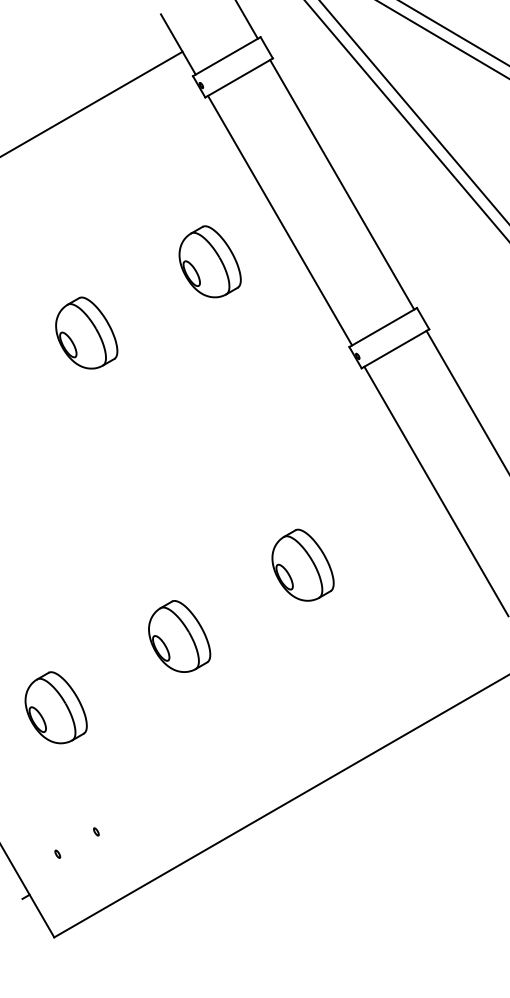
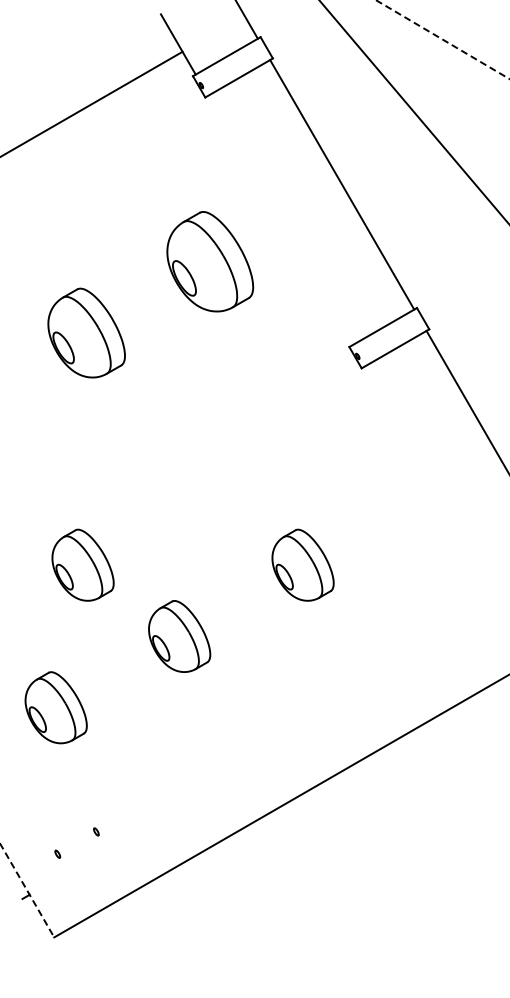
line: present -> none (453, 33)
line: solid -> dashed (442, 39)
line: present -> none (406, 120)
line: present -> none (280, 220)
part size: 64x74 px -> 89x102 px (210, 261)
part size: 64x74 px -> 79x92 px (86, 332)
line: present -> none (435, 489)
part: none -> present (82, 564)
line: solid -> dashed (27, 890)
